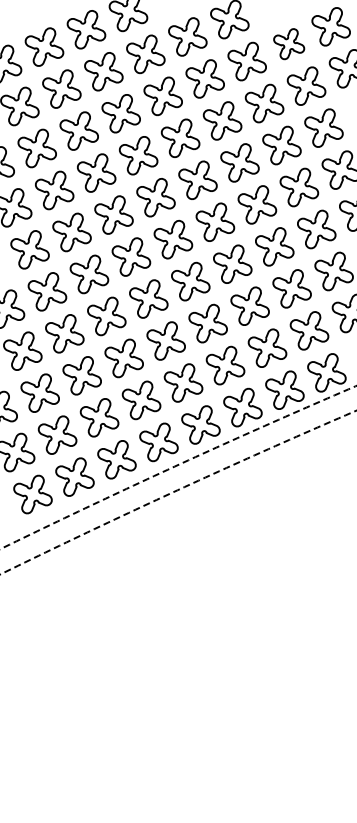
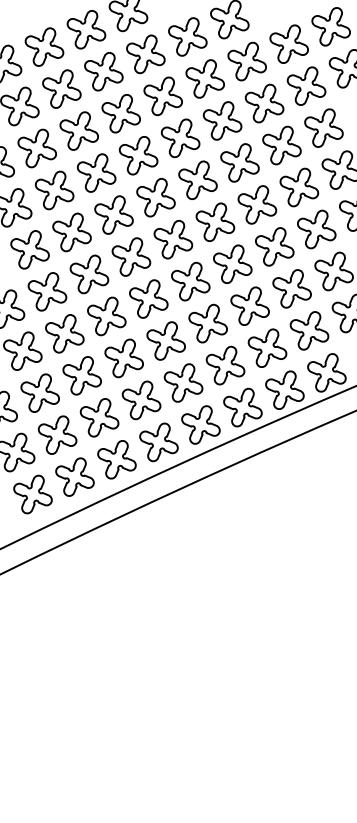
part size: 33x33 px -> 40x40 px (288, 43)
line: dashed -> solid (178, 465)
line: dashed -> solid (178, 490)
